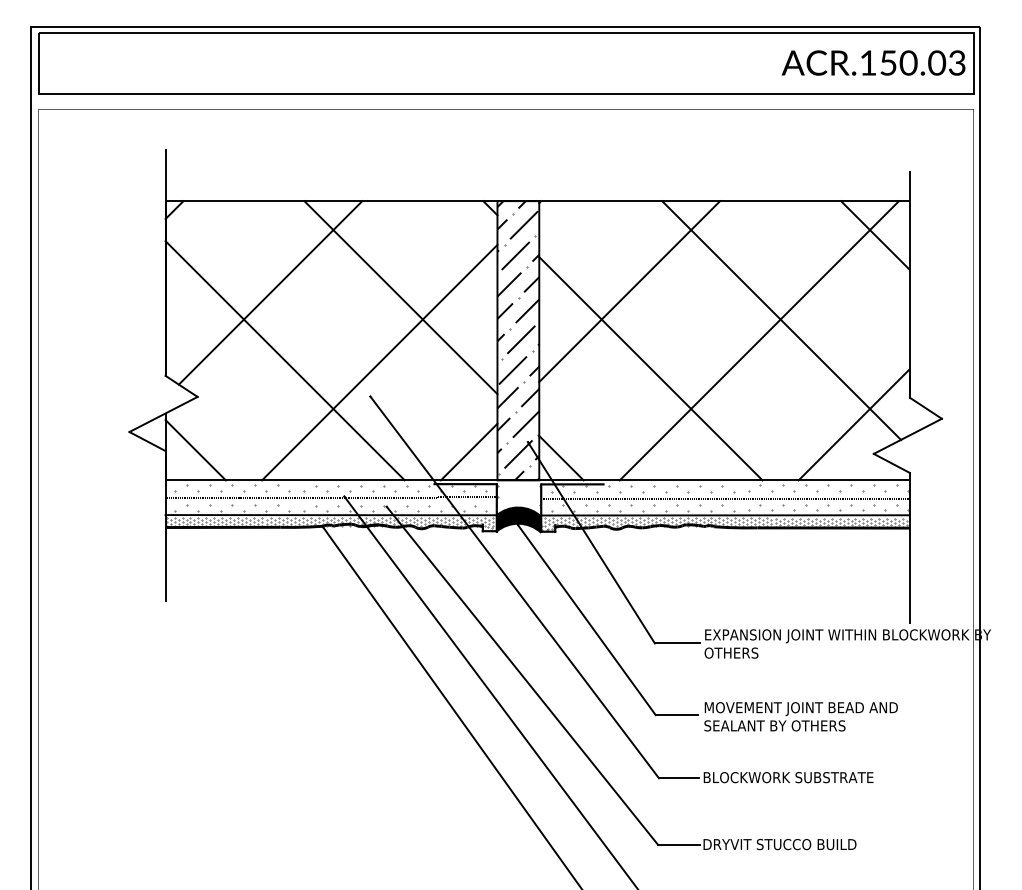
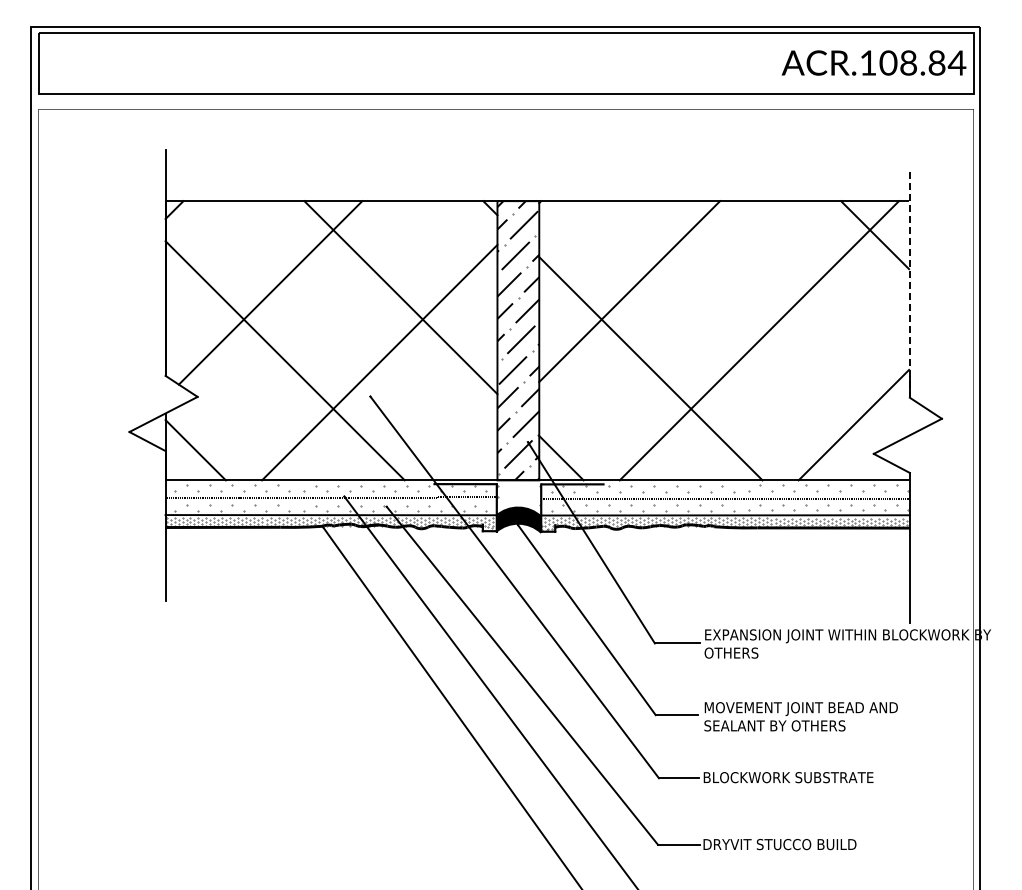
text: ACR.150.03 -> ACR.108.84 (922, 62)
line: solid -> dashed (909, 284)
line: present -> none (781, 320)
line: present -> none (468, 451)
